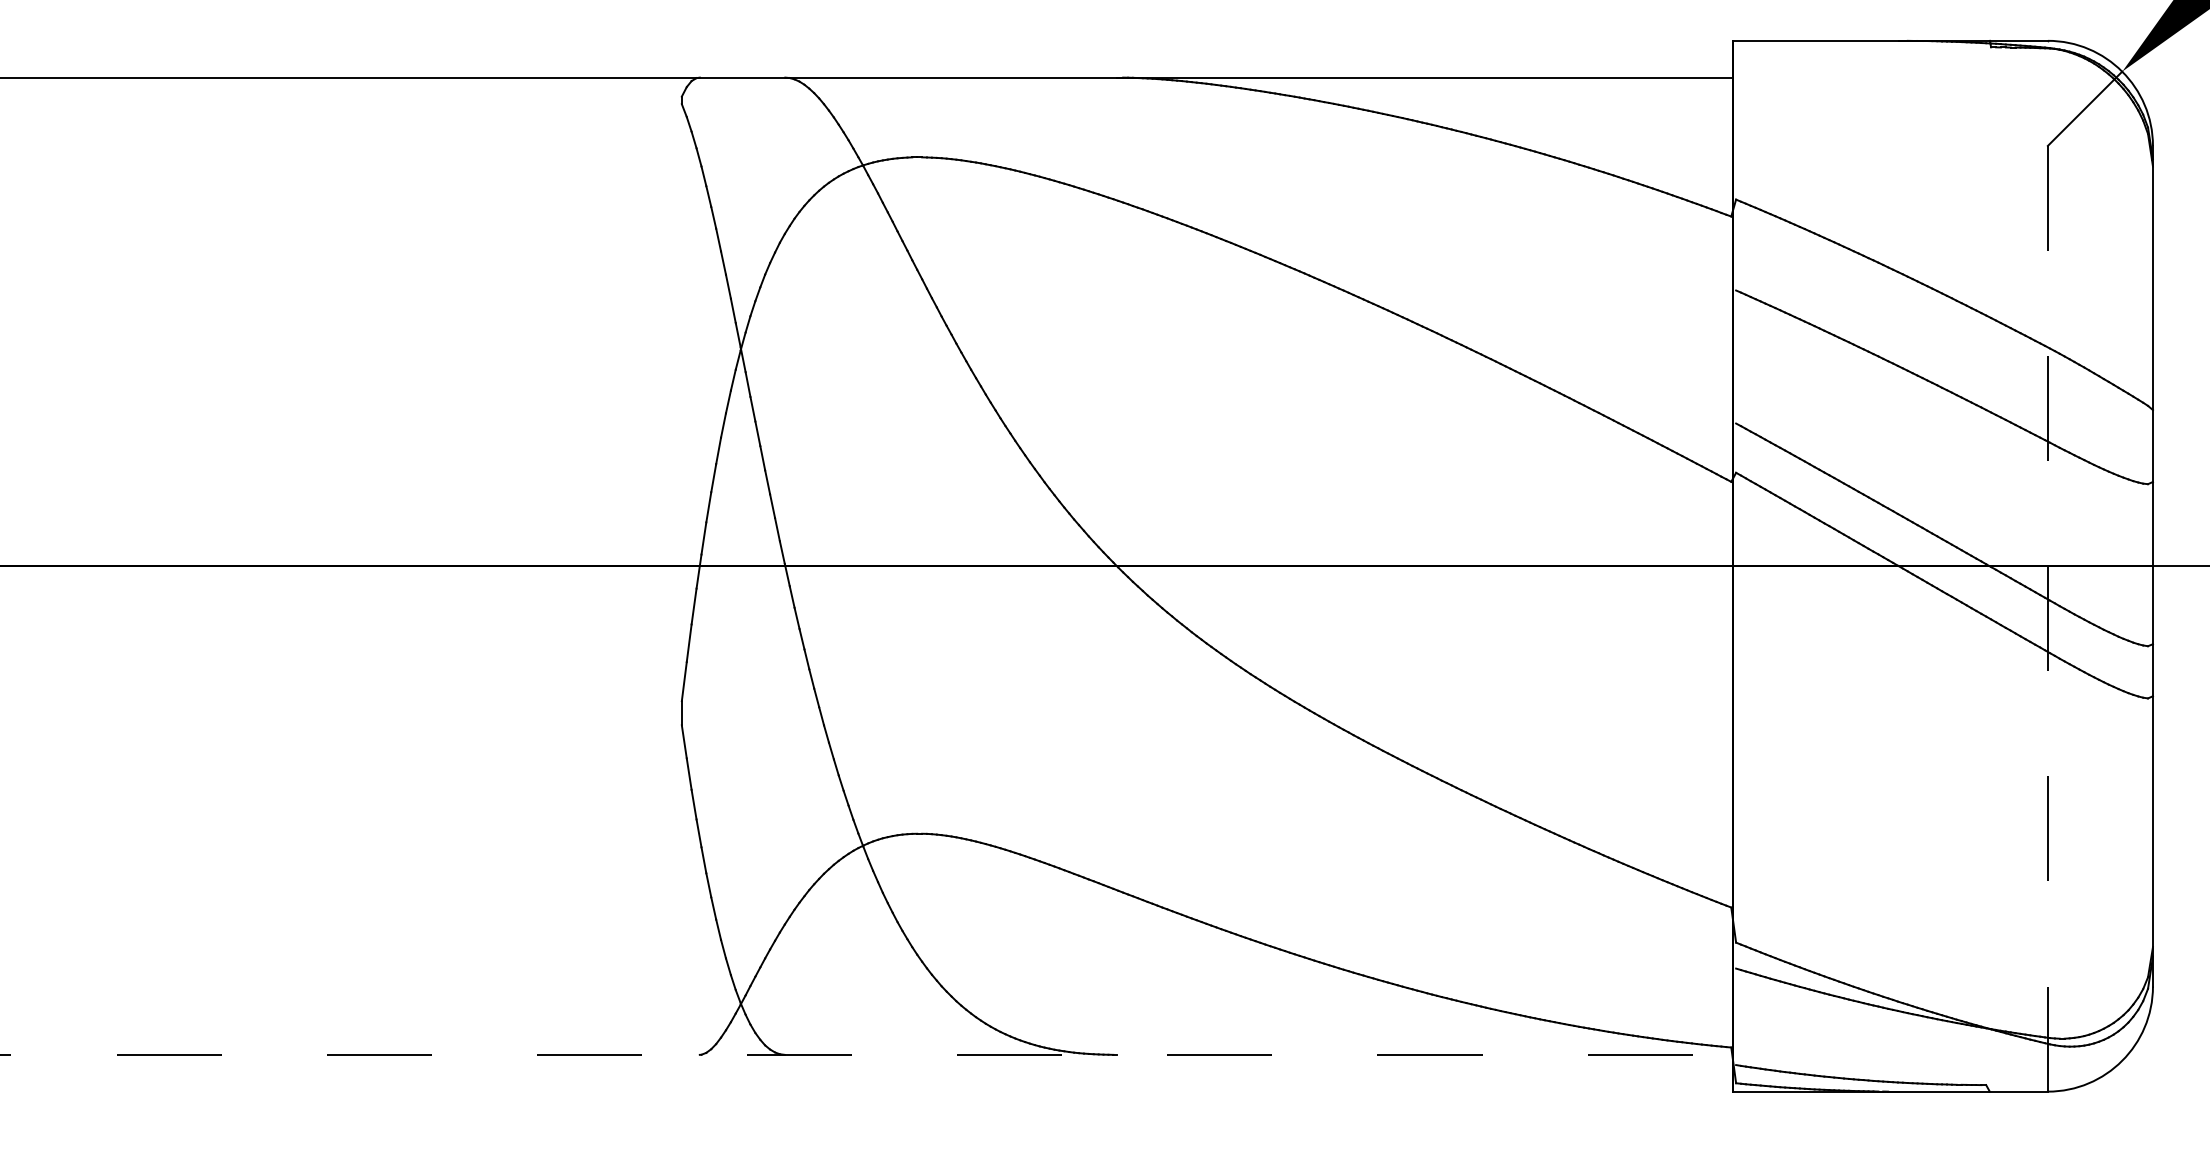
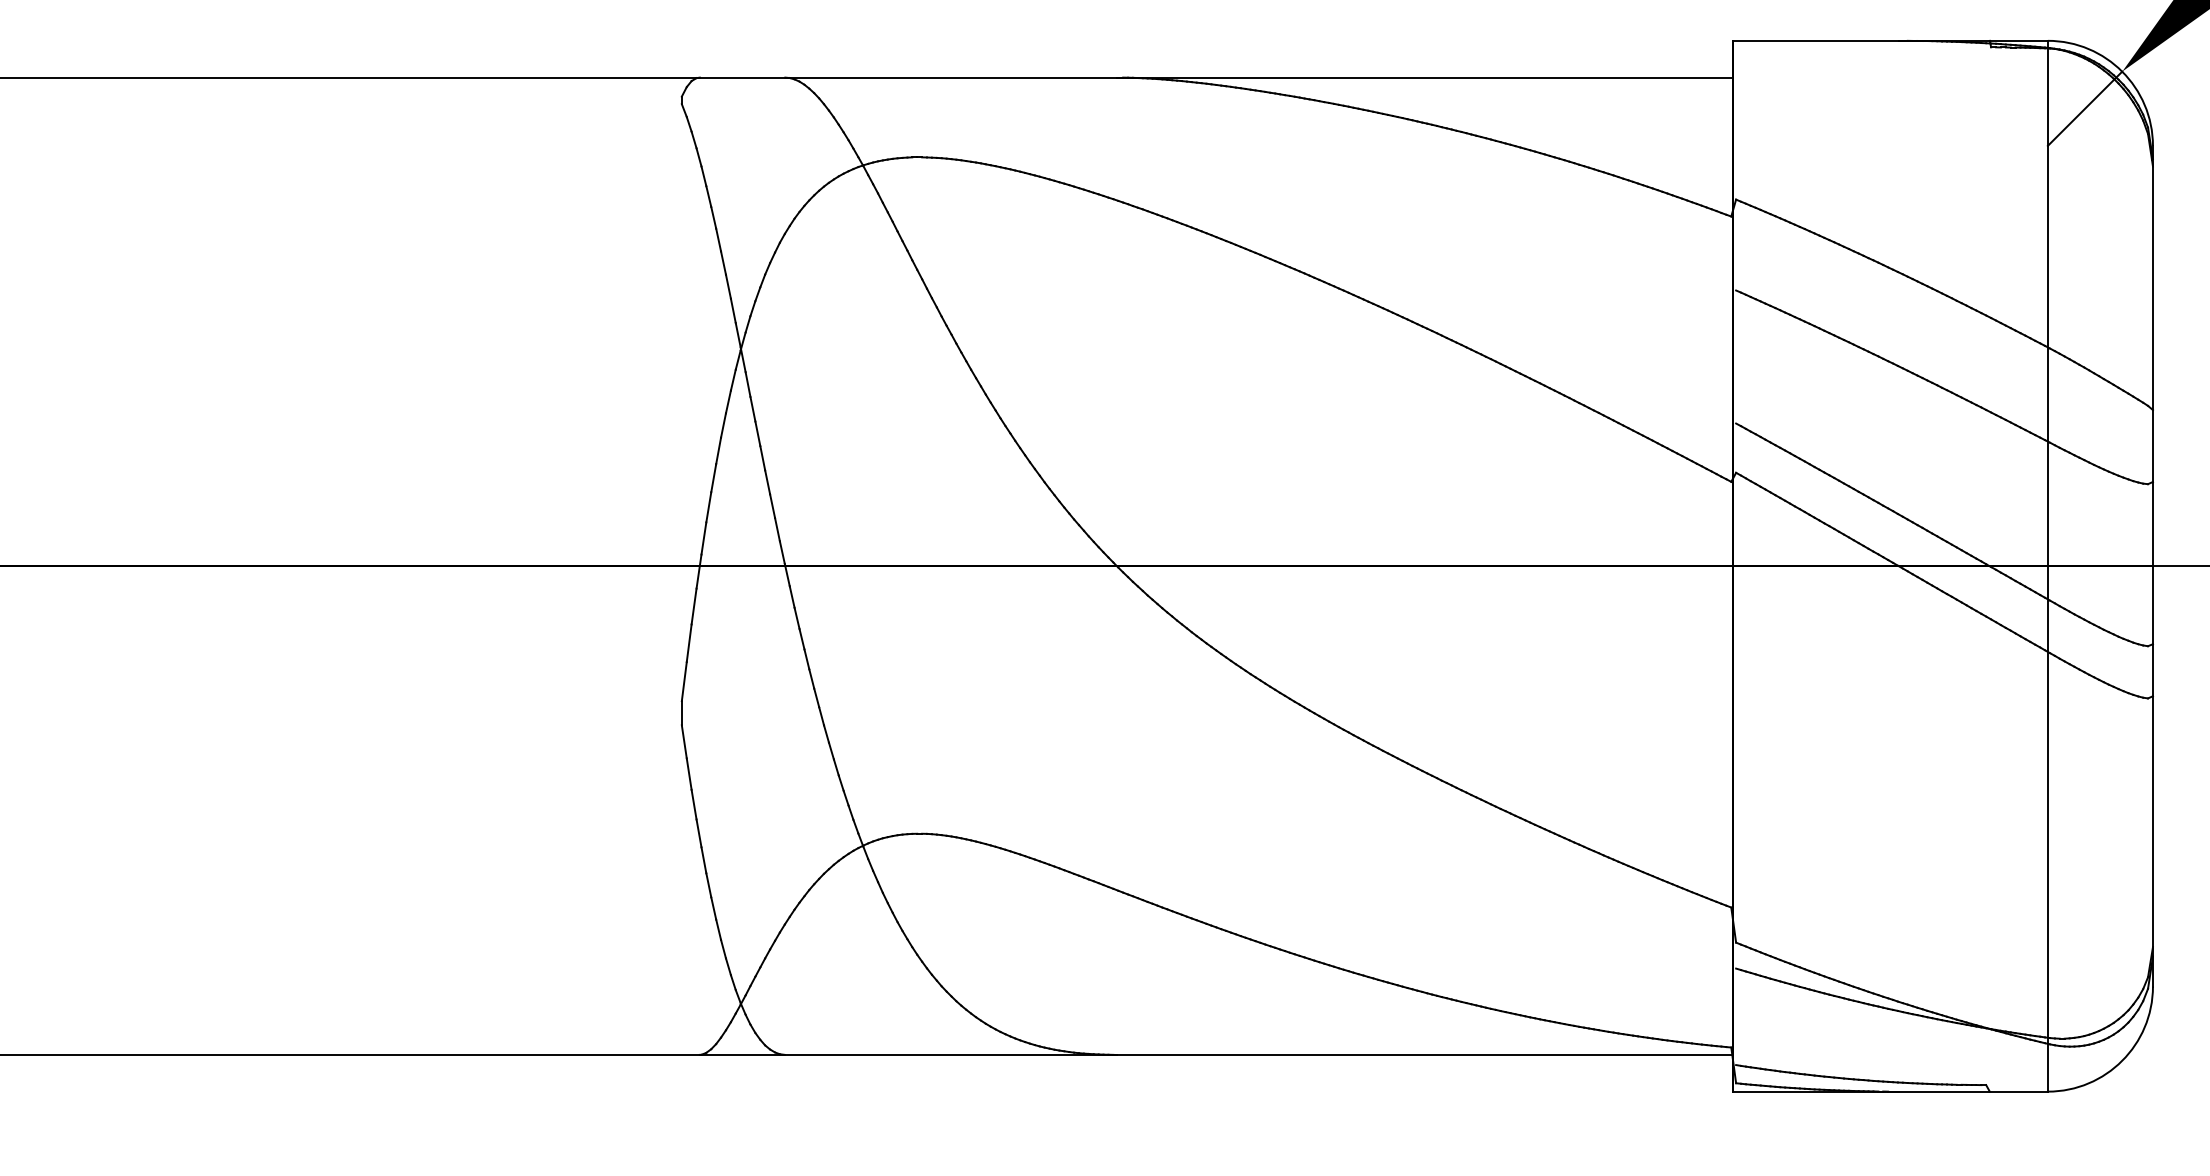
line: dashed -> solid (2047, 565)
line: dashed -> solid (866, 1054)
